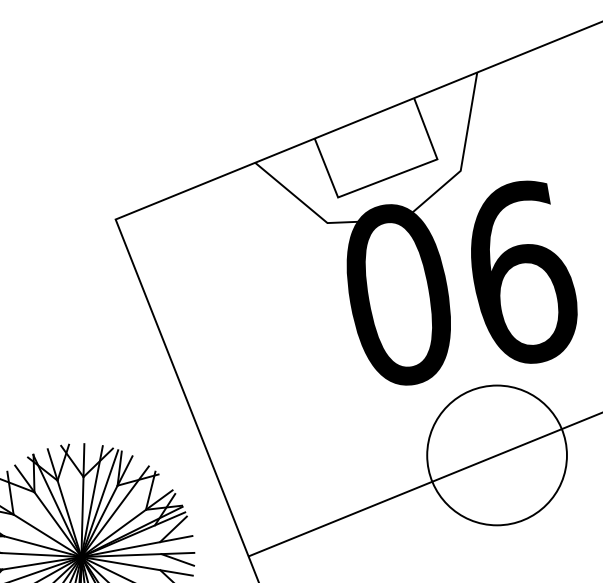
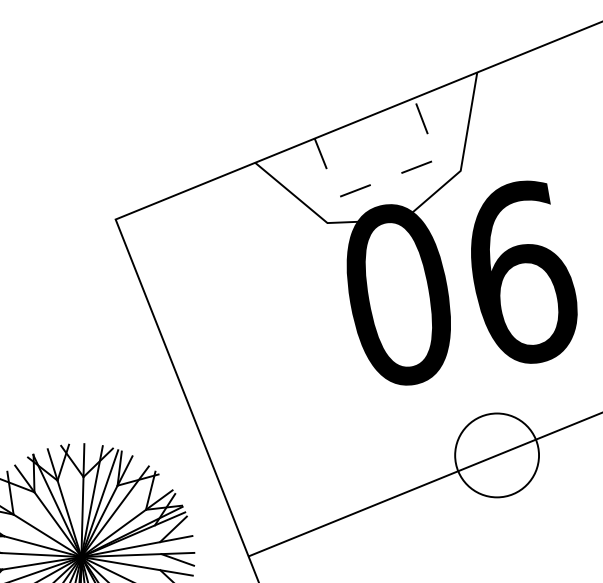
line: solid -> dashed (389, 177)
circle diameter: 140 px -> 84 px (497, 455)
